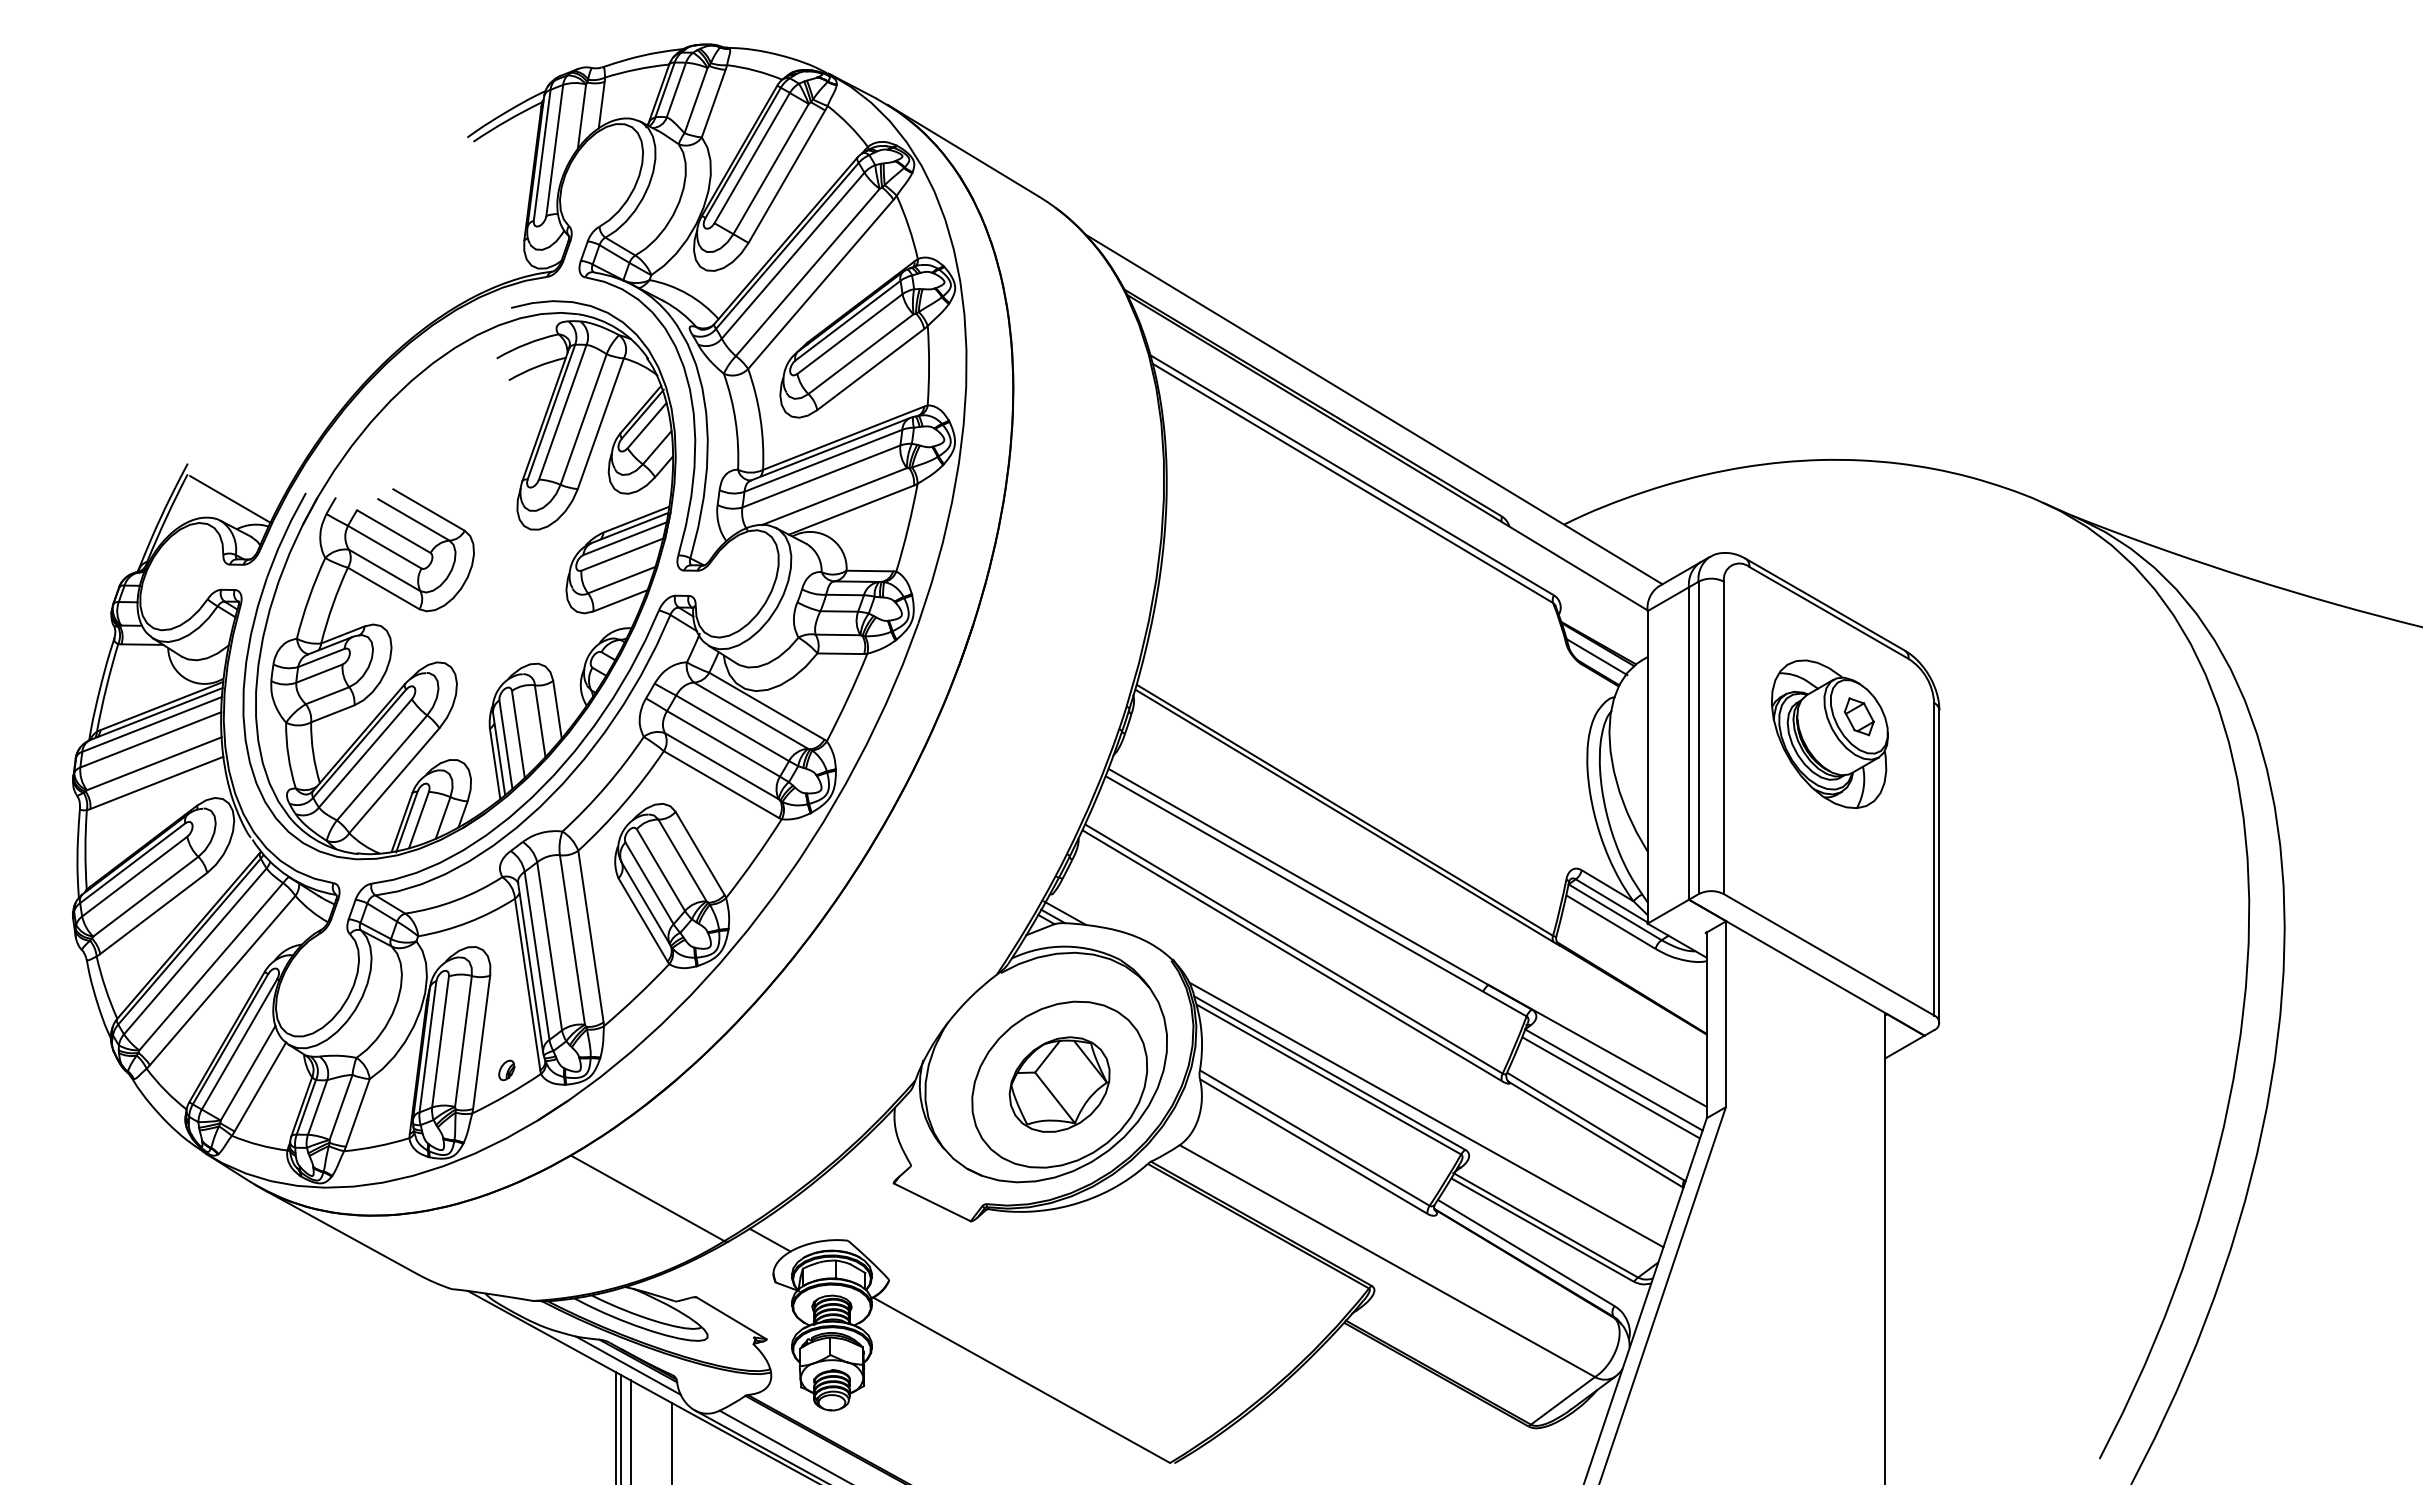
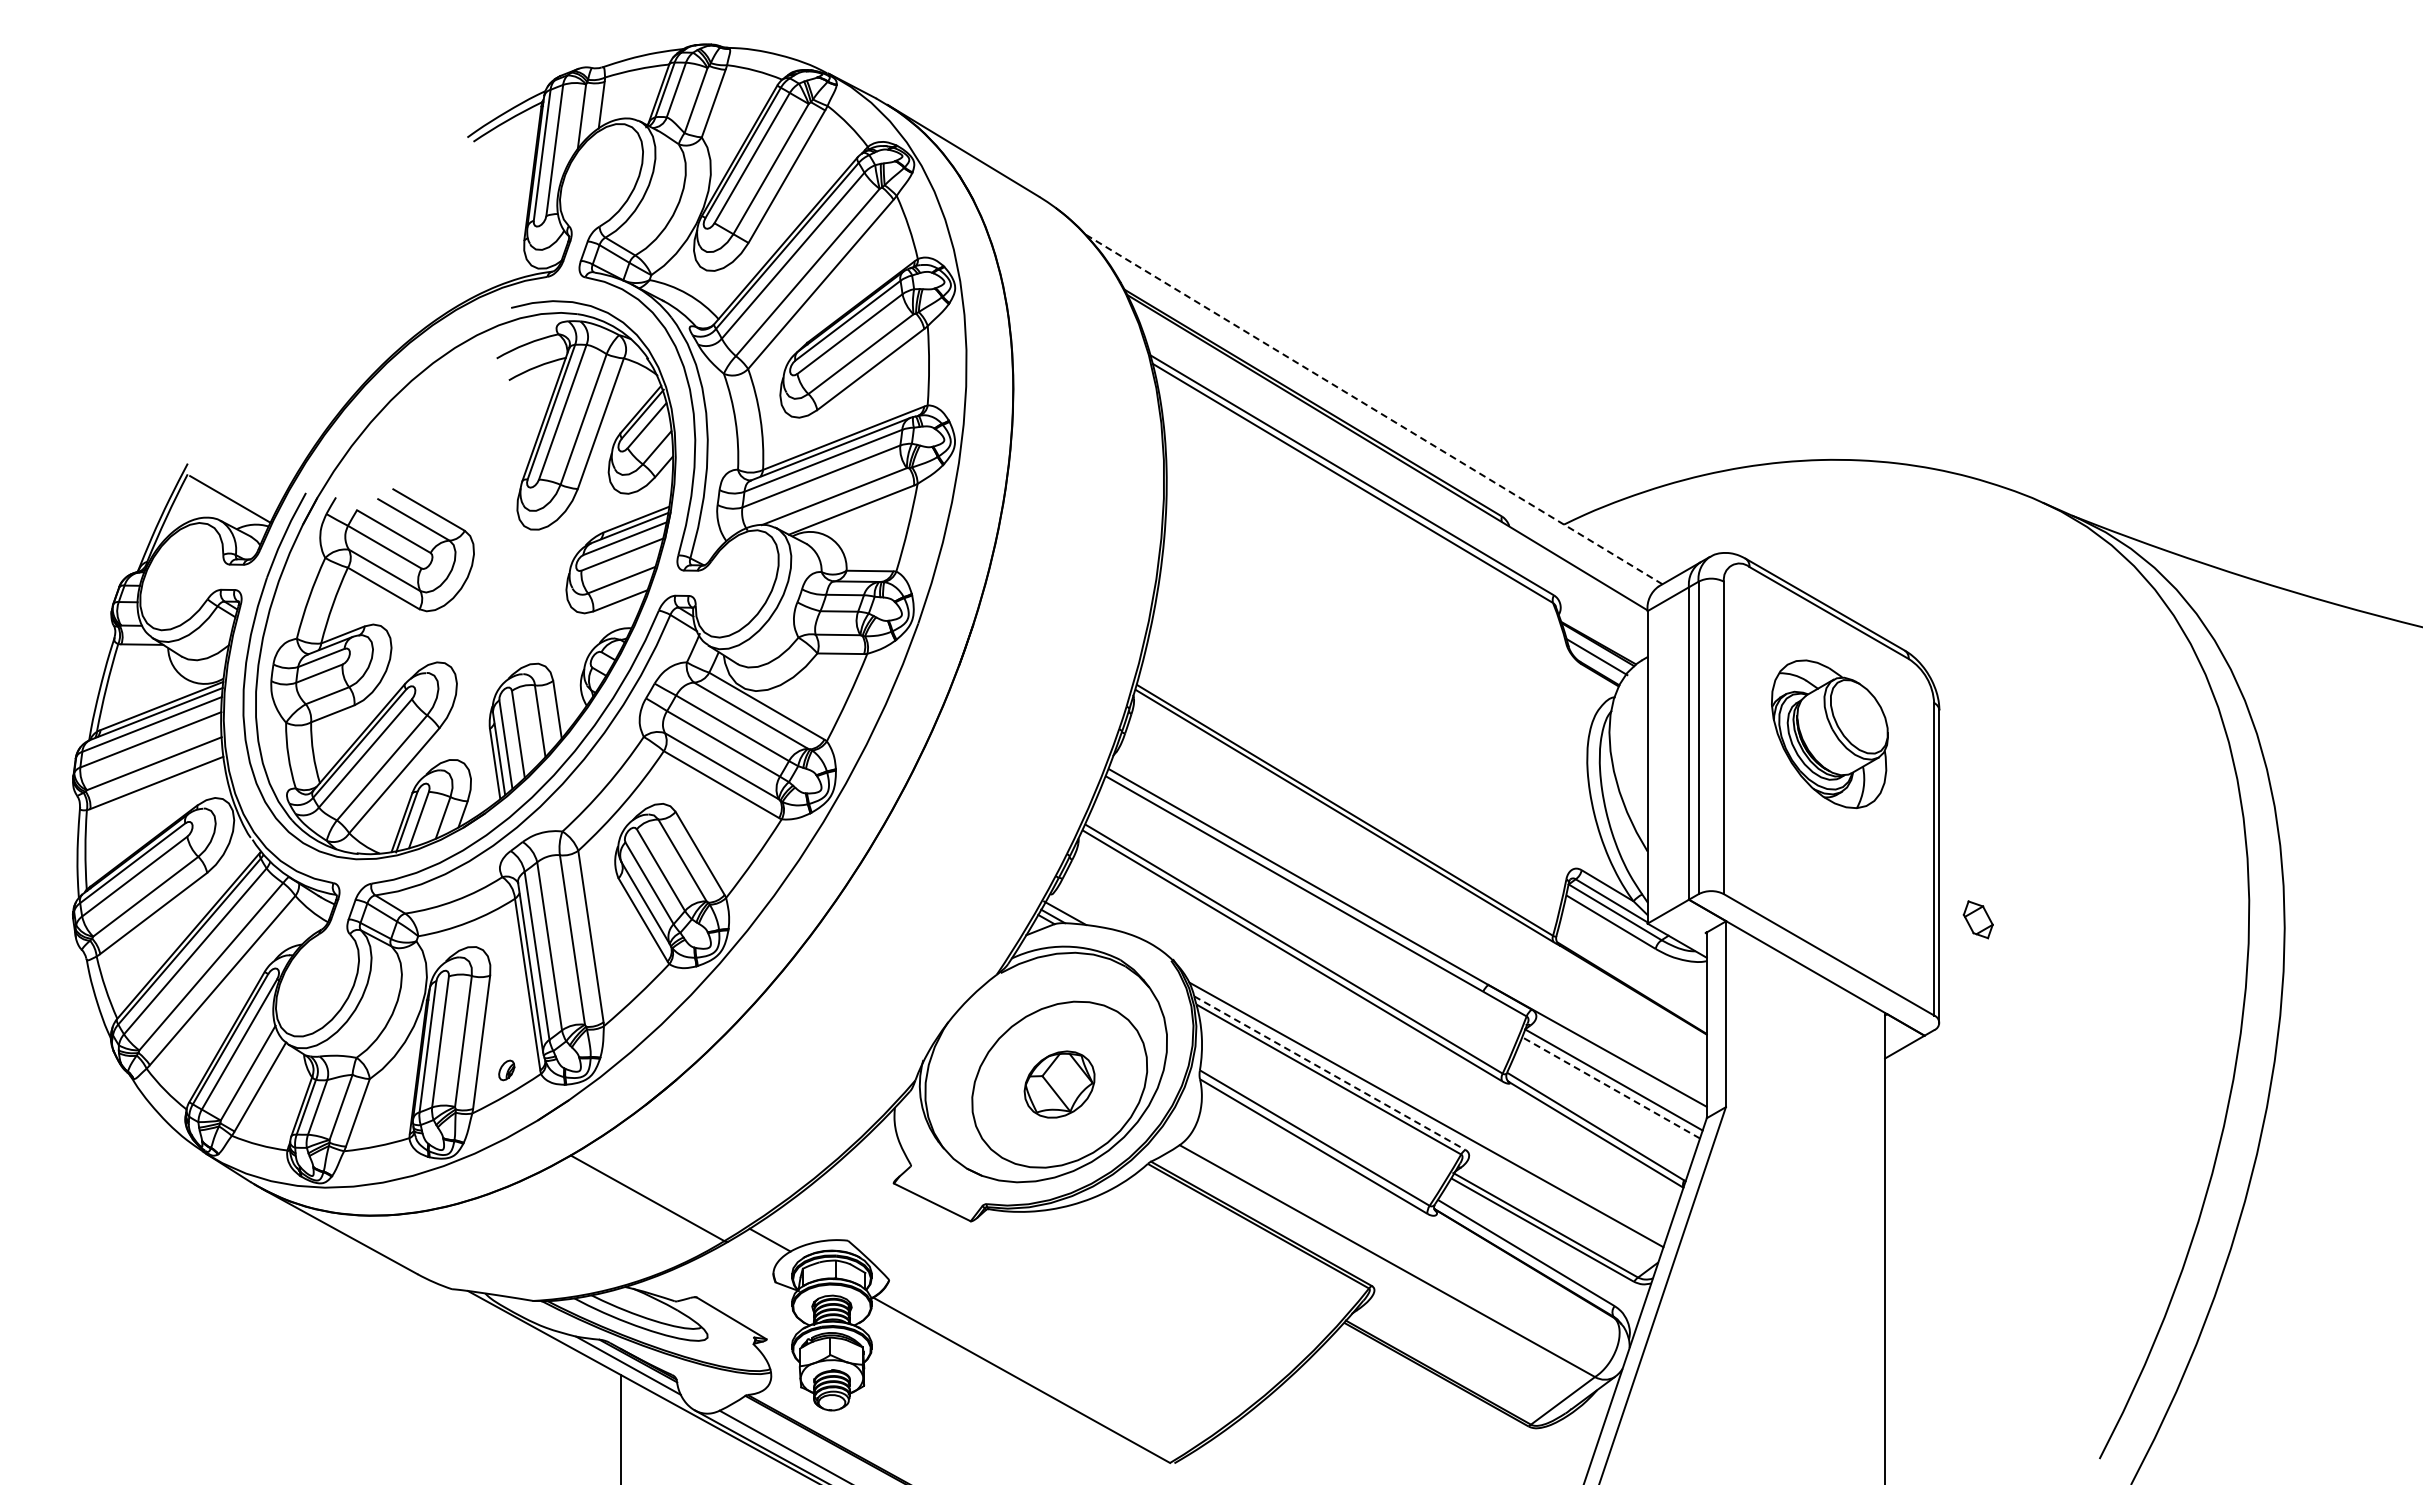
line: solid -> dashed (1373, 409)
part position: (1858, 716) -> (1977, 919) (1977, 919)
line: solid -> dashed (1329, 1073)
part size: 103x97 px -> 73x69 px (1059, 1084)
line: solid -> dashed (1612, 1088)
line: present -> none (615, 1426)
line: present -> none (630, 1430)
line: present -> none (672, 1442)
